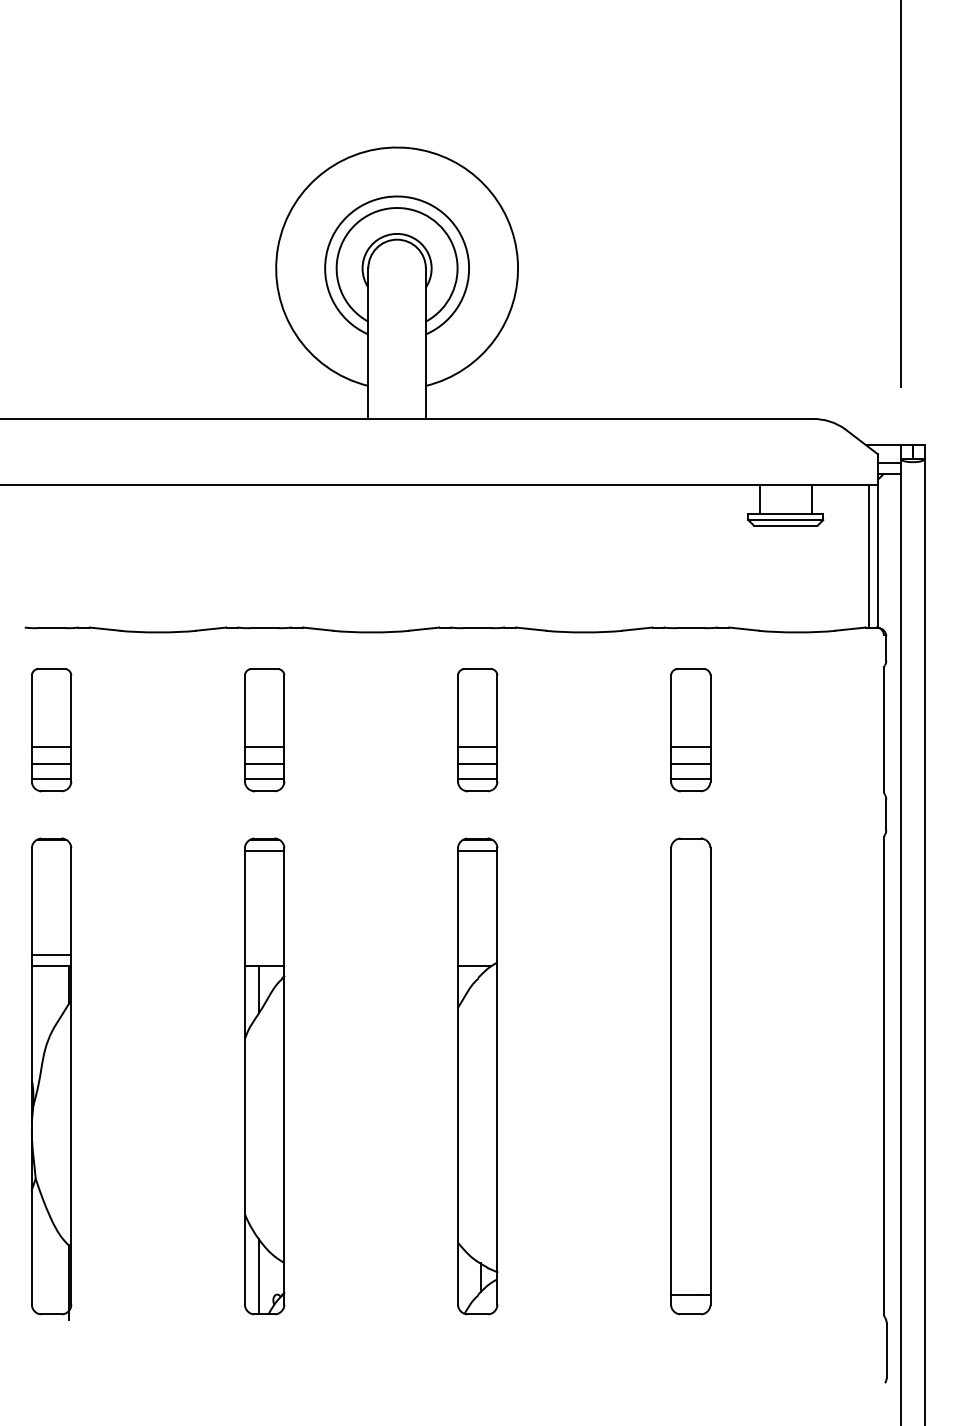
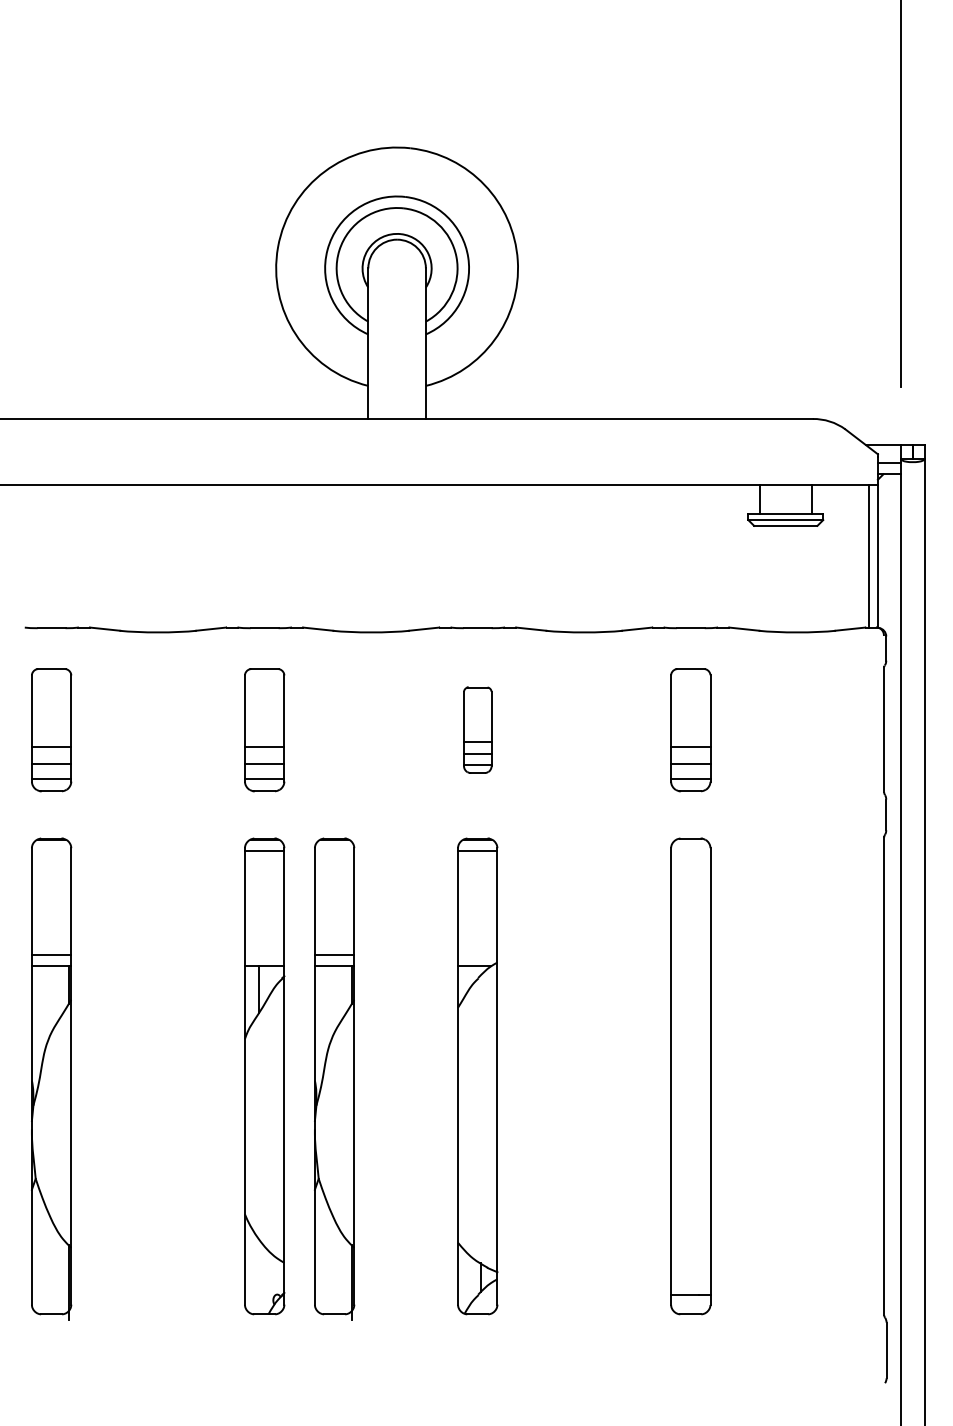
part size: 42x125 px -> 30x88 px (477, 729)
part: none -> present (334, 1078)
line: present -> none (258, 1276)
